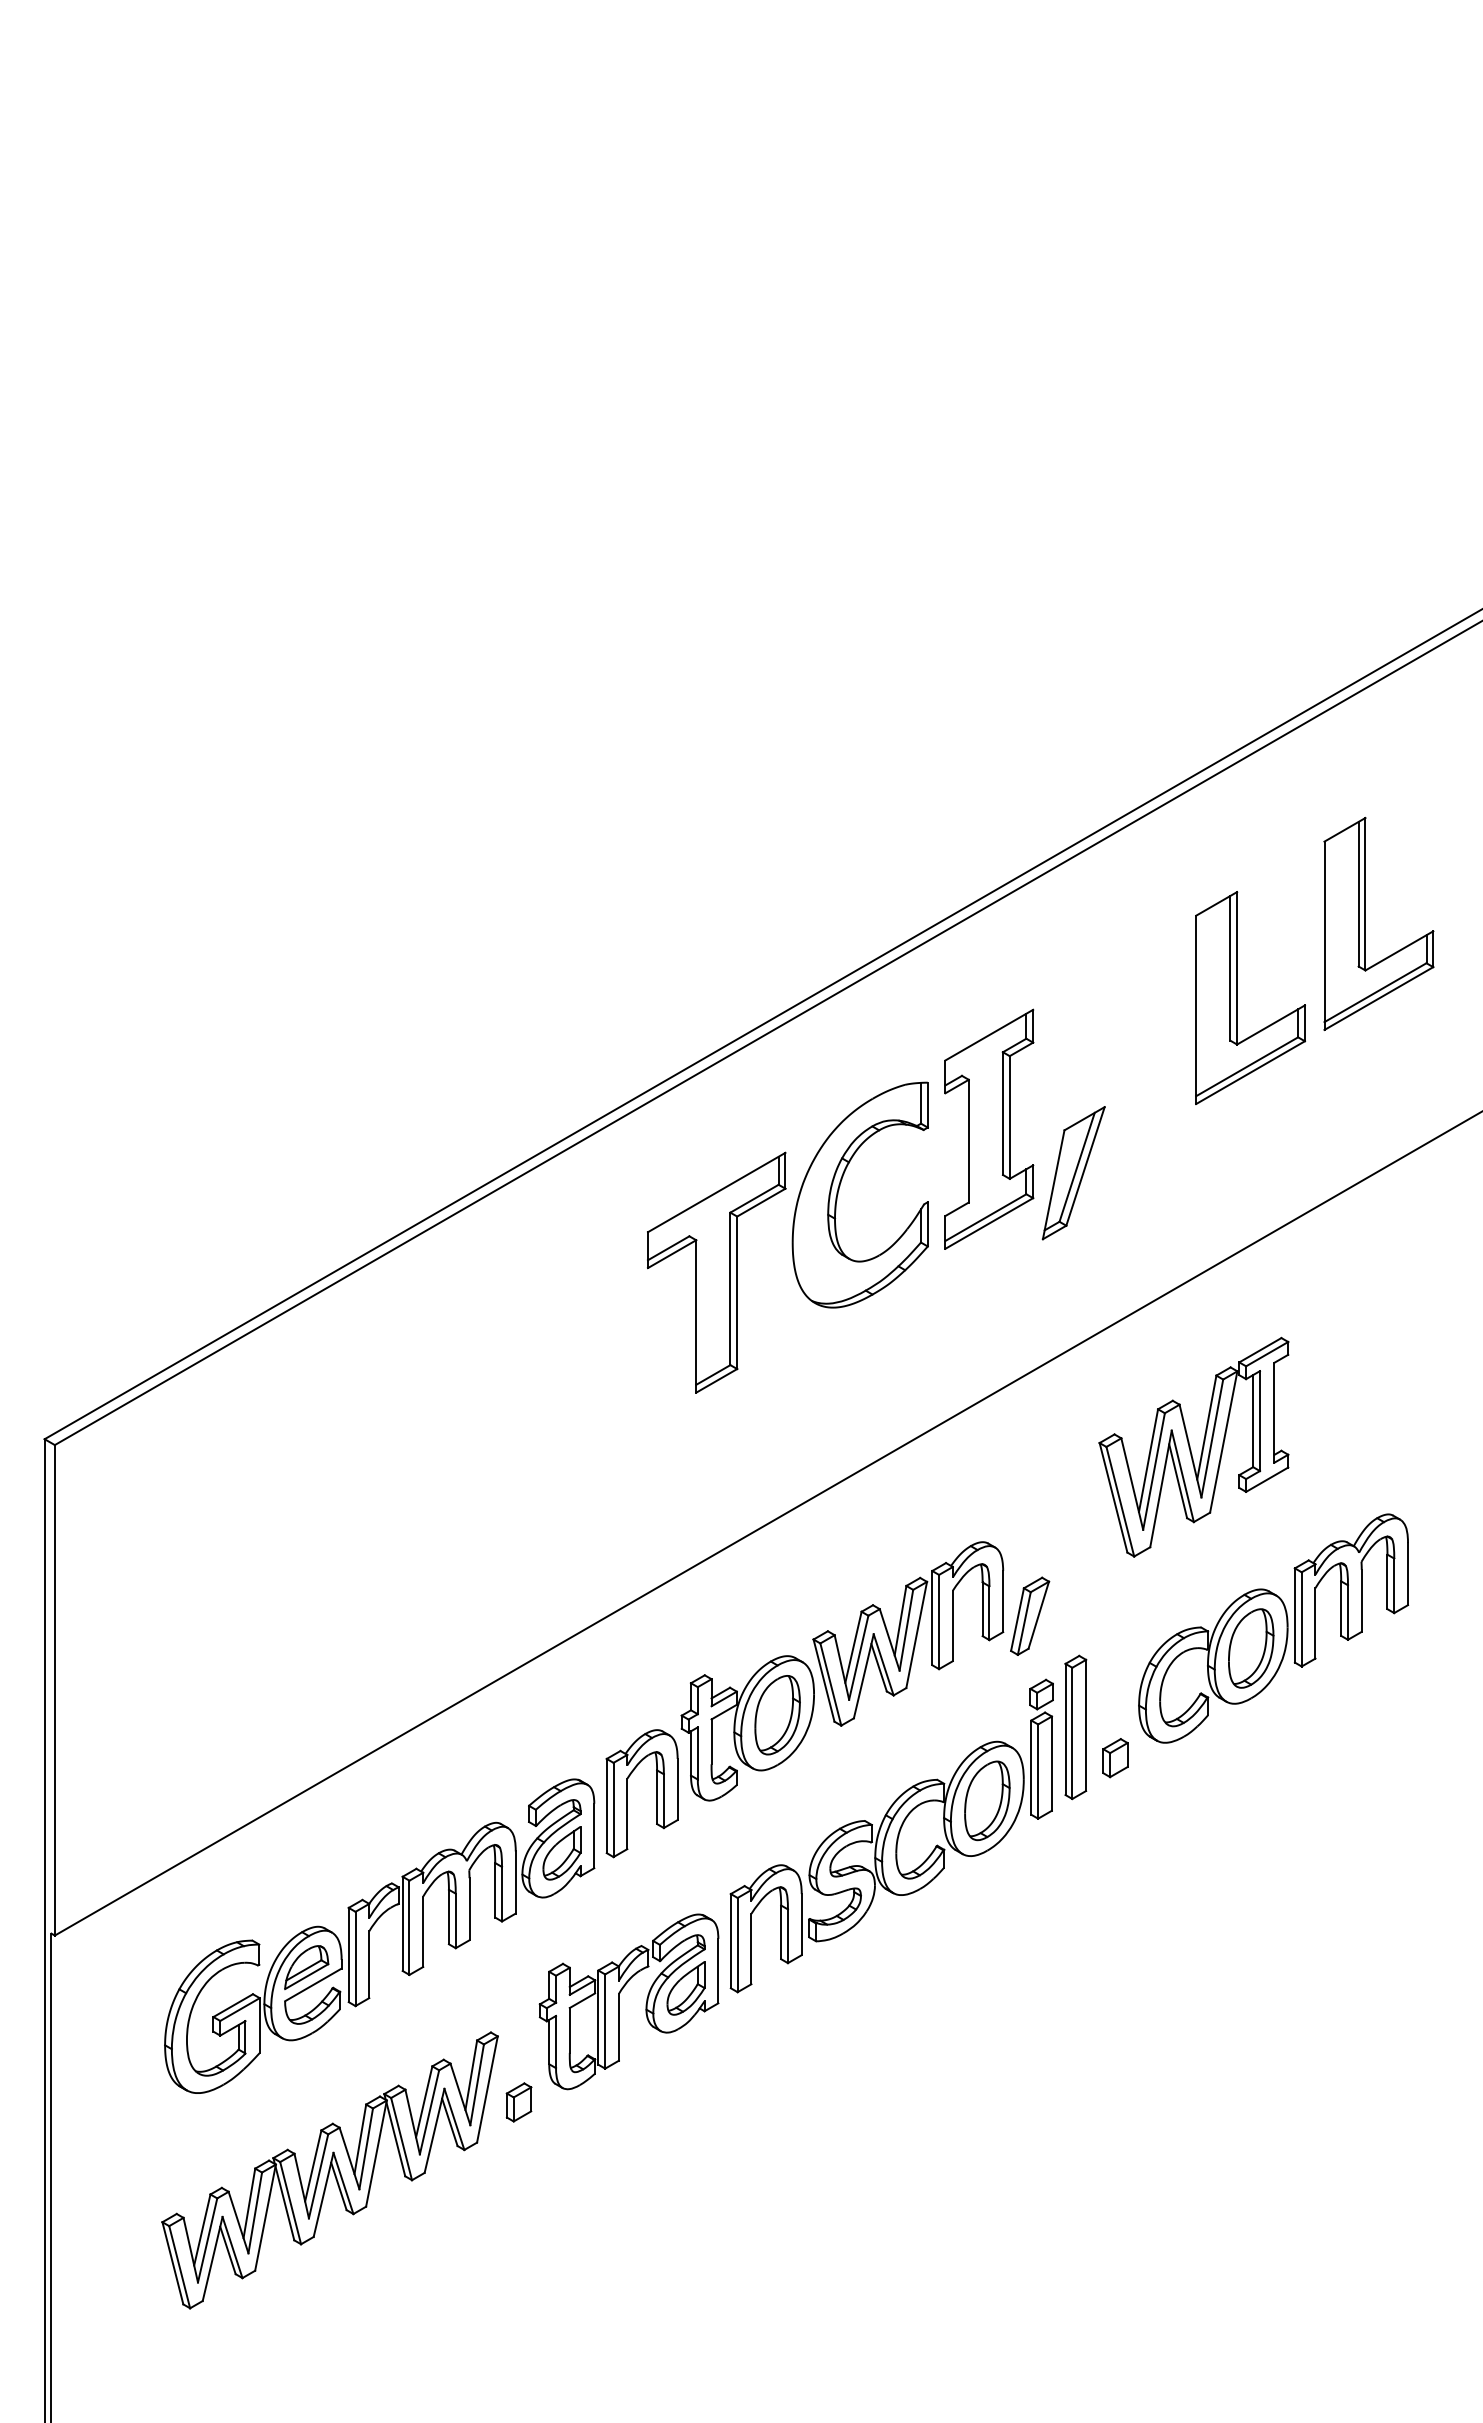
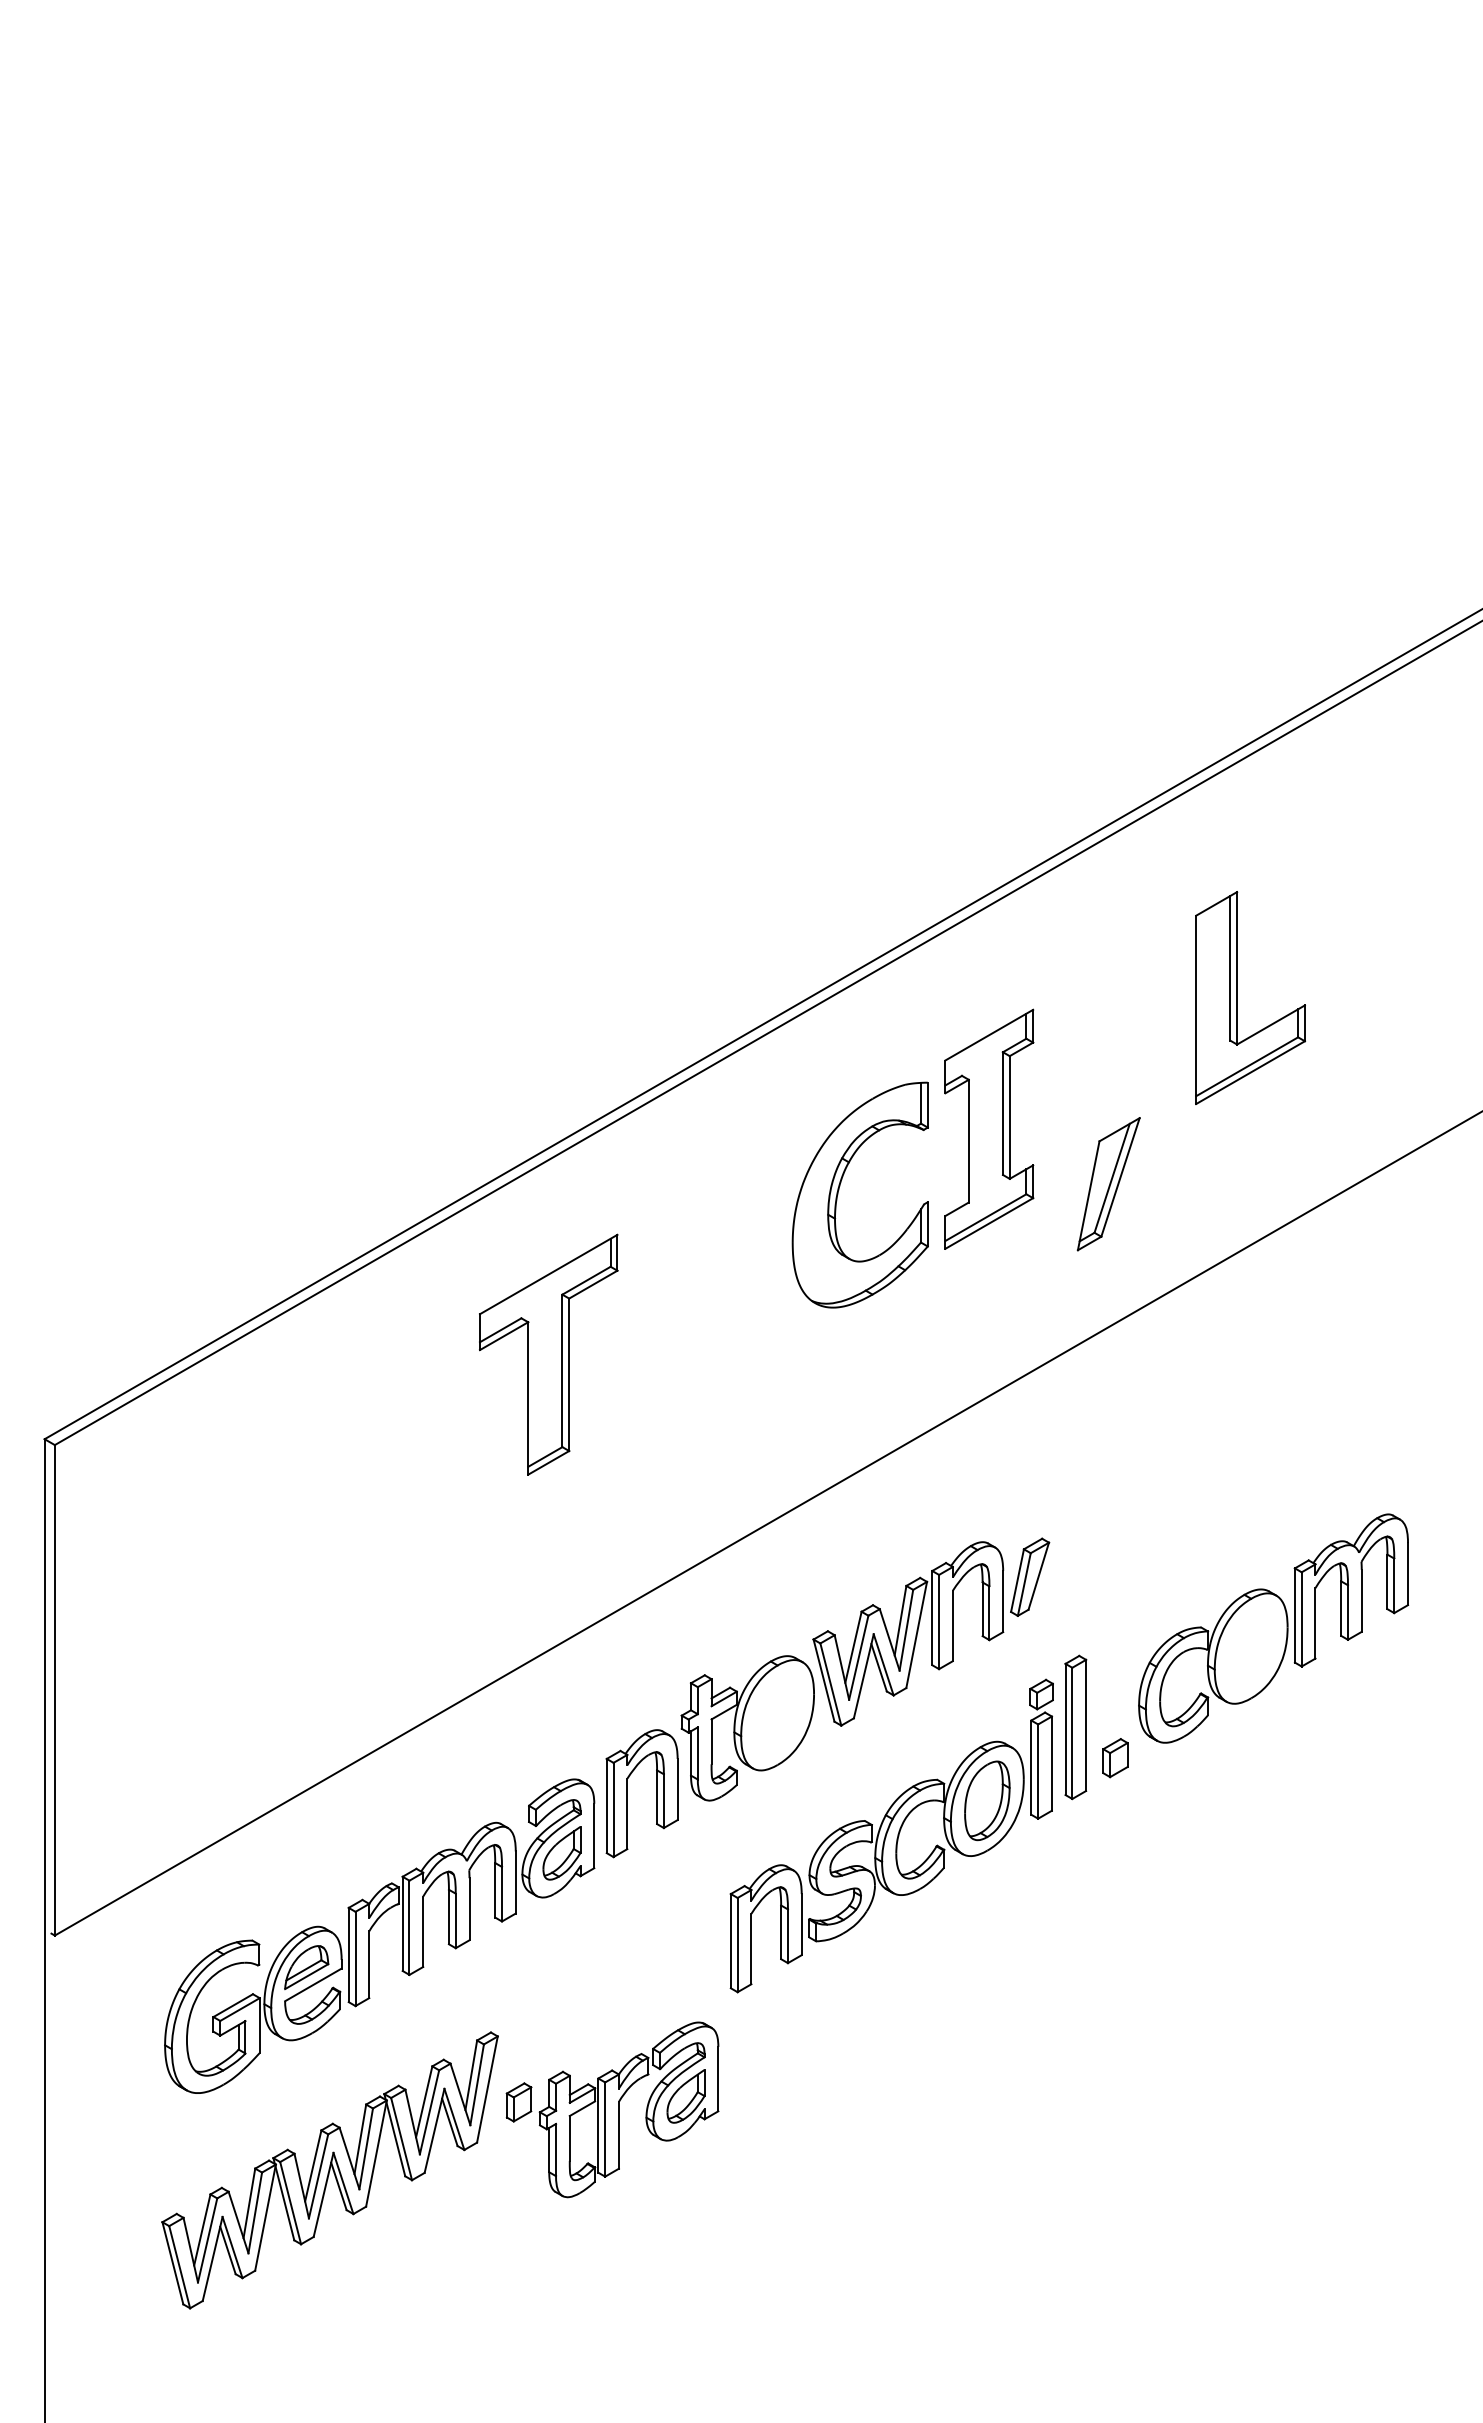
part: present -> none (1365, 923)
part position: (1073, 1173) -> (1108, 1184) (1108, 1184)
part position: (716, 1272) -> (548, 1354) (548, 1354)
part: present -> none (1193, 1446)
part position: (1030, 1615) -> (1030, 1576) (1030, 1576)
part: present -> none (1251, 1648)
part: present -> none (777, 1715)
part position: (619, 2001) -> (619, 2109) (619, 2109)
line: present -> none (51, 2176)
